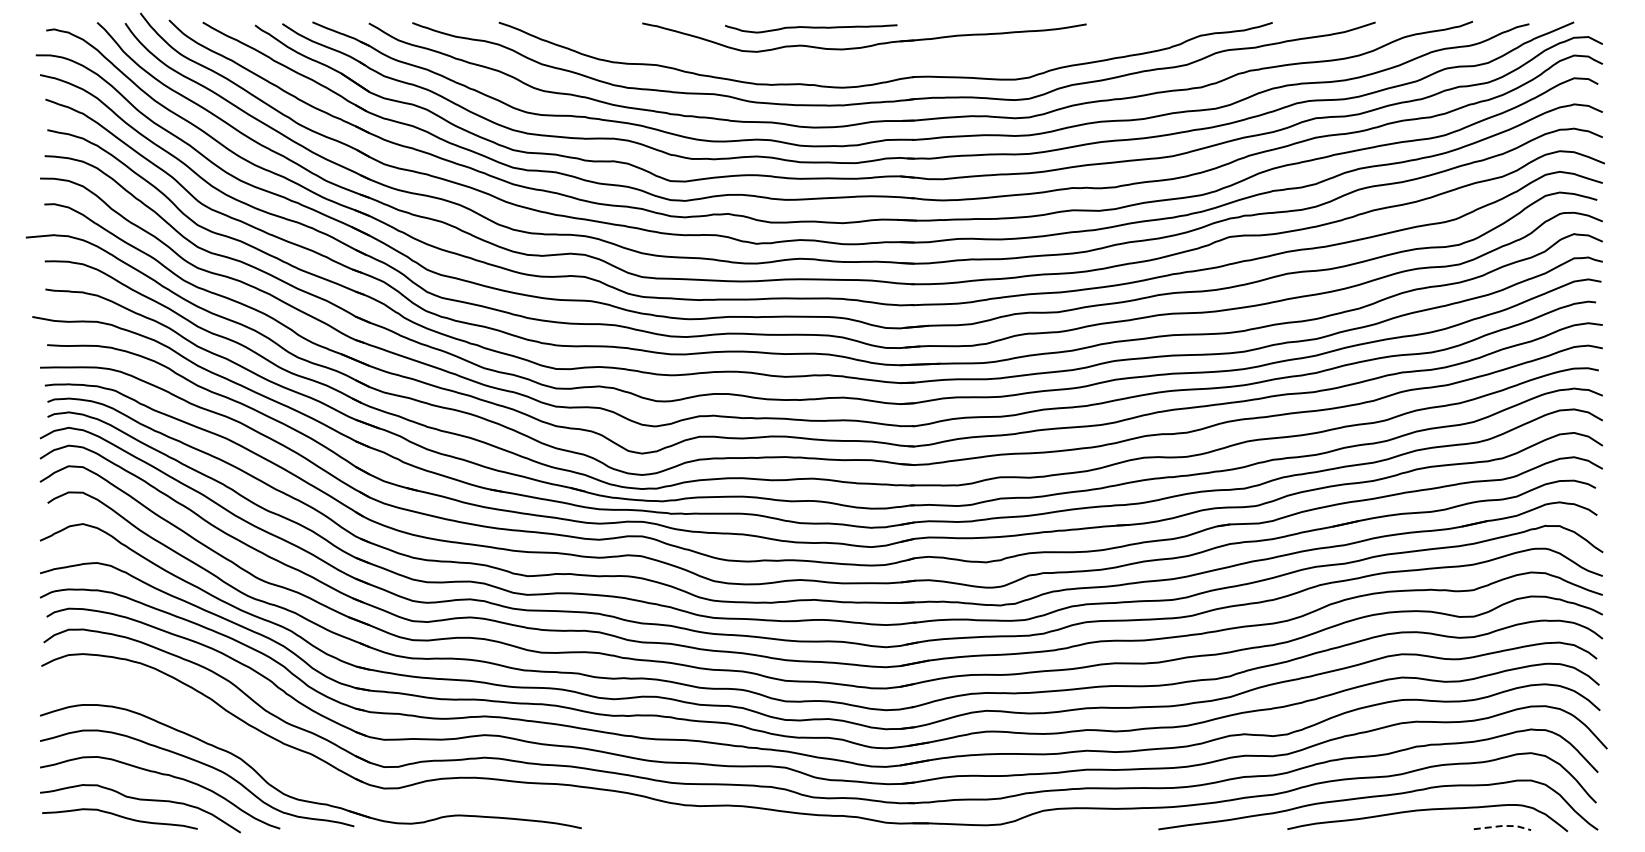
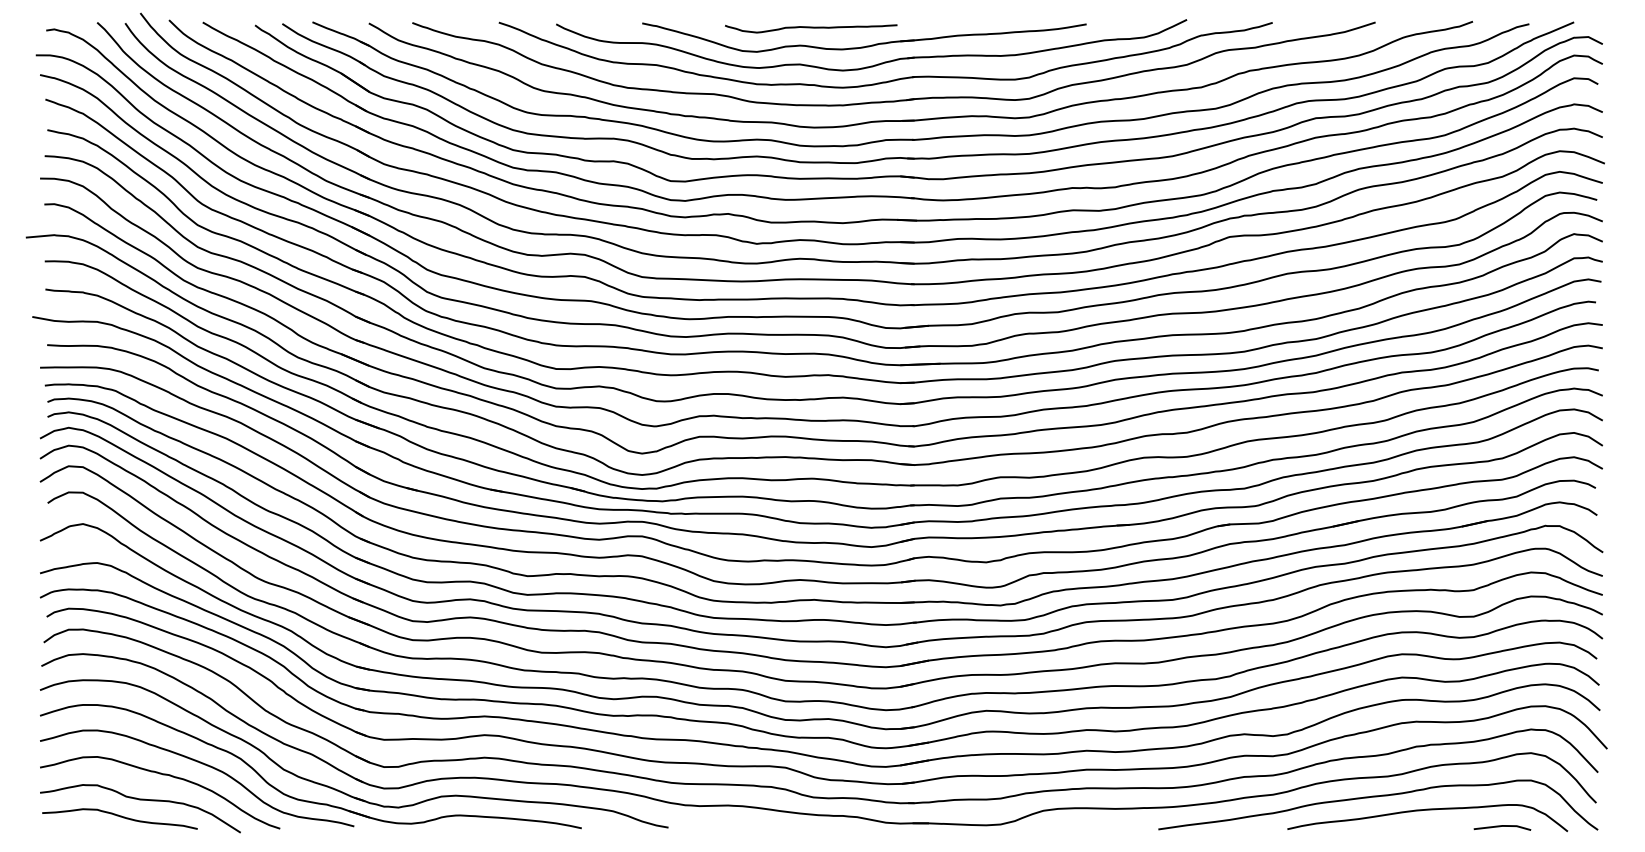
part: none -> present (874, 64)
part: none -> present (338, 789)
line: dashed -> solid (1503, 825)
